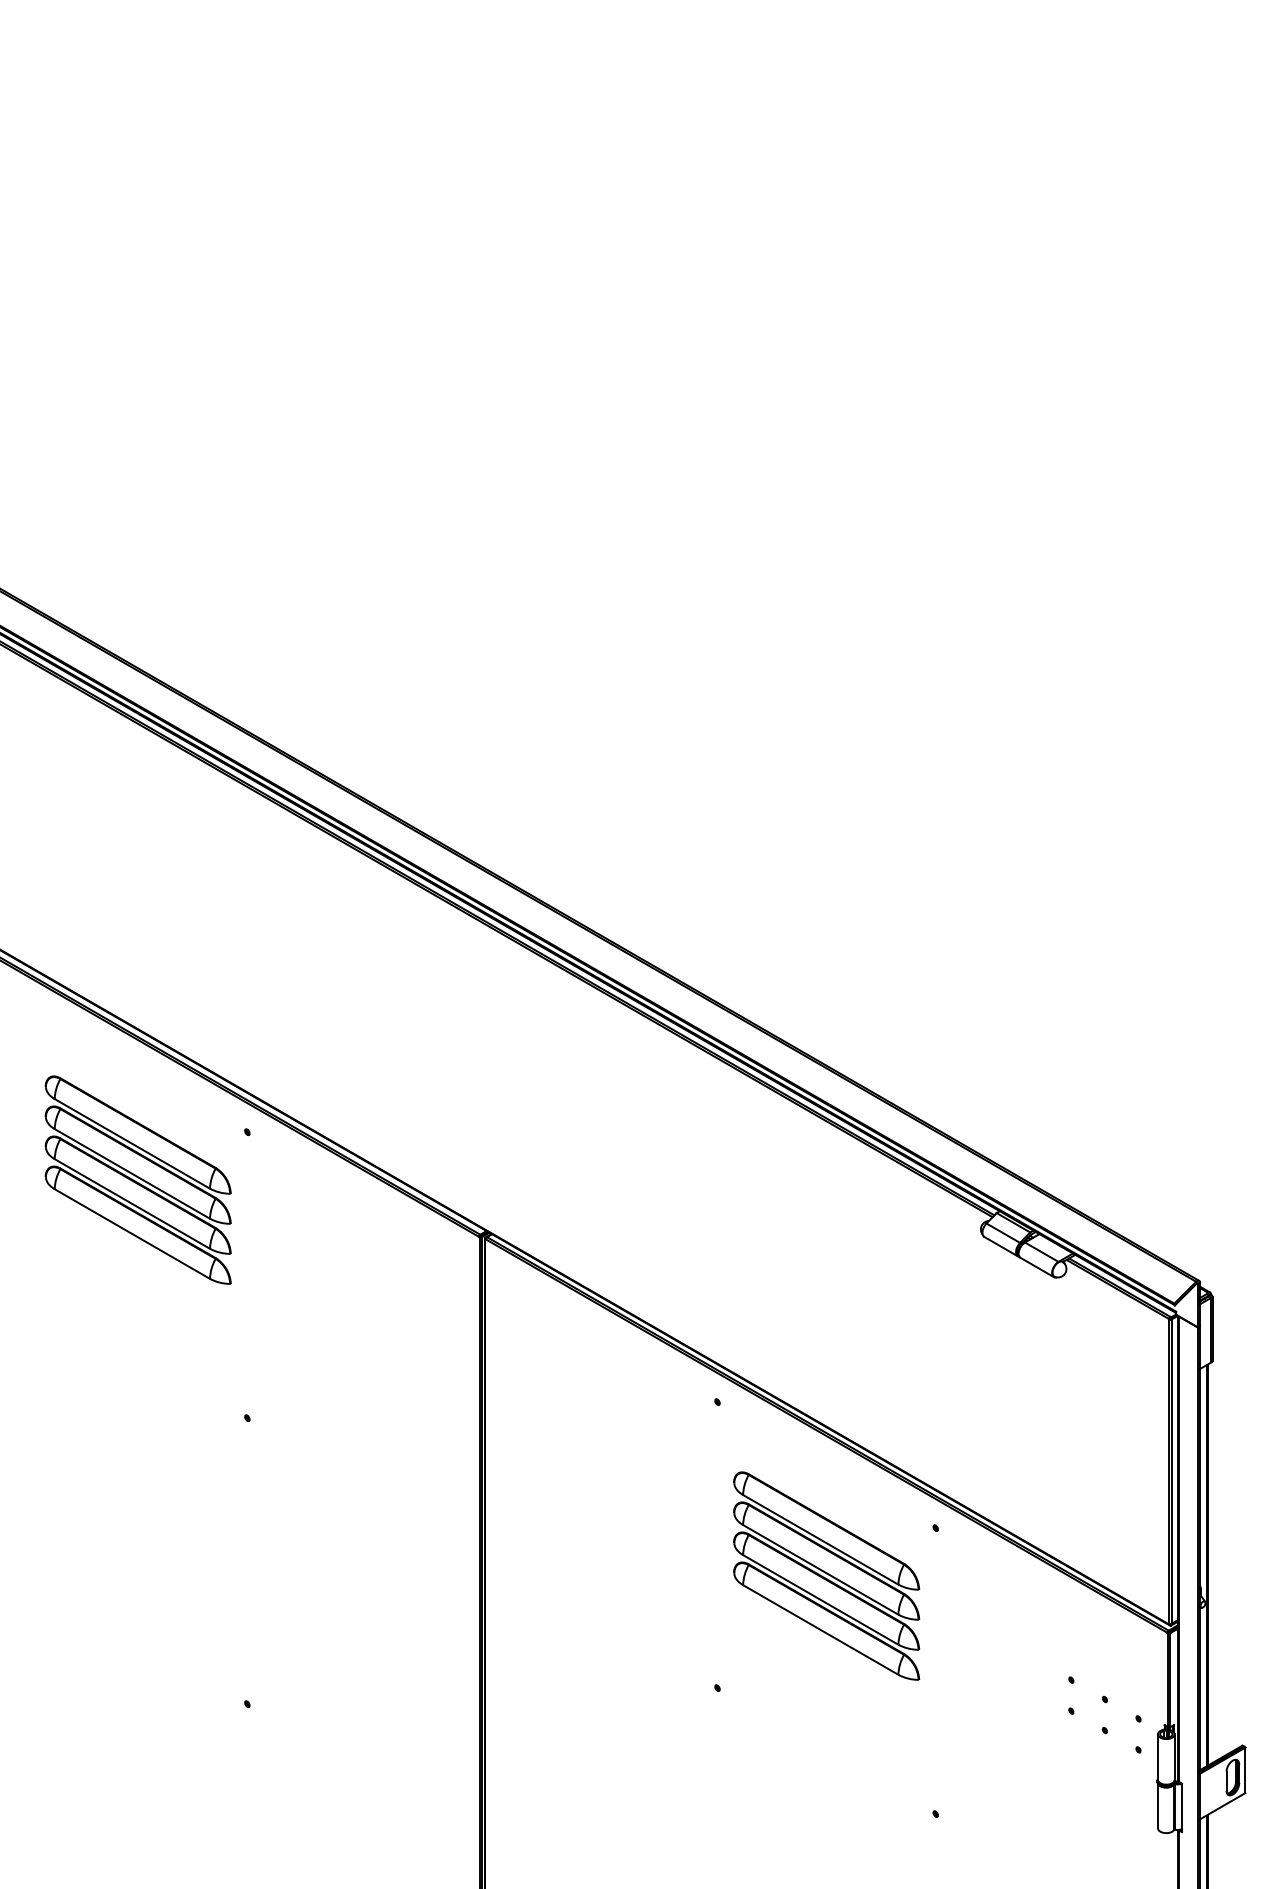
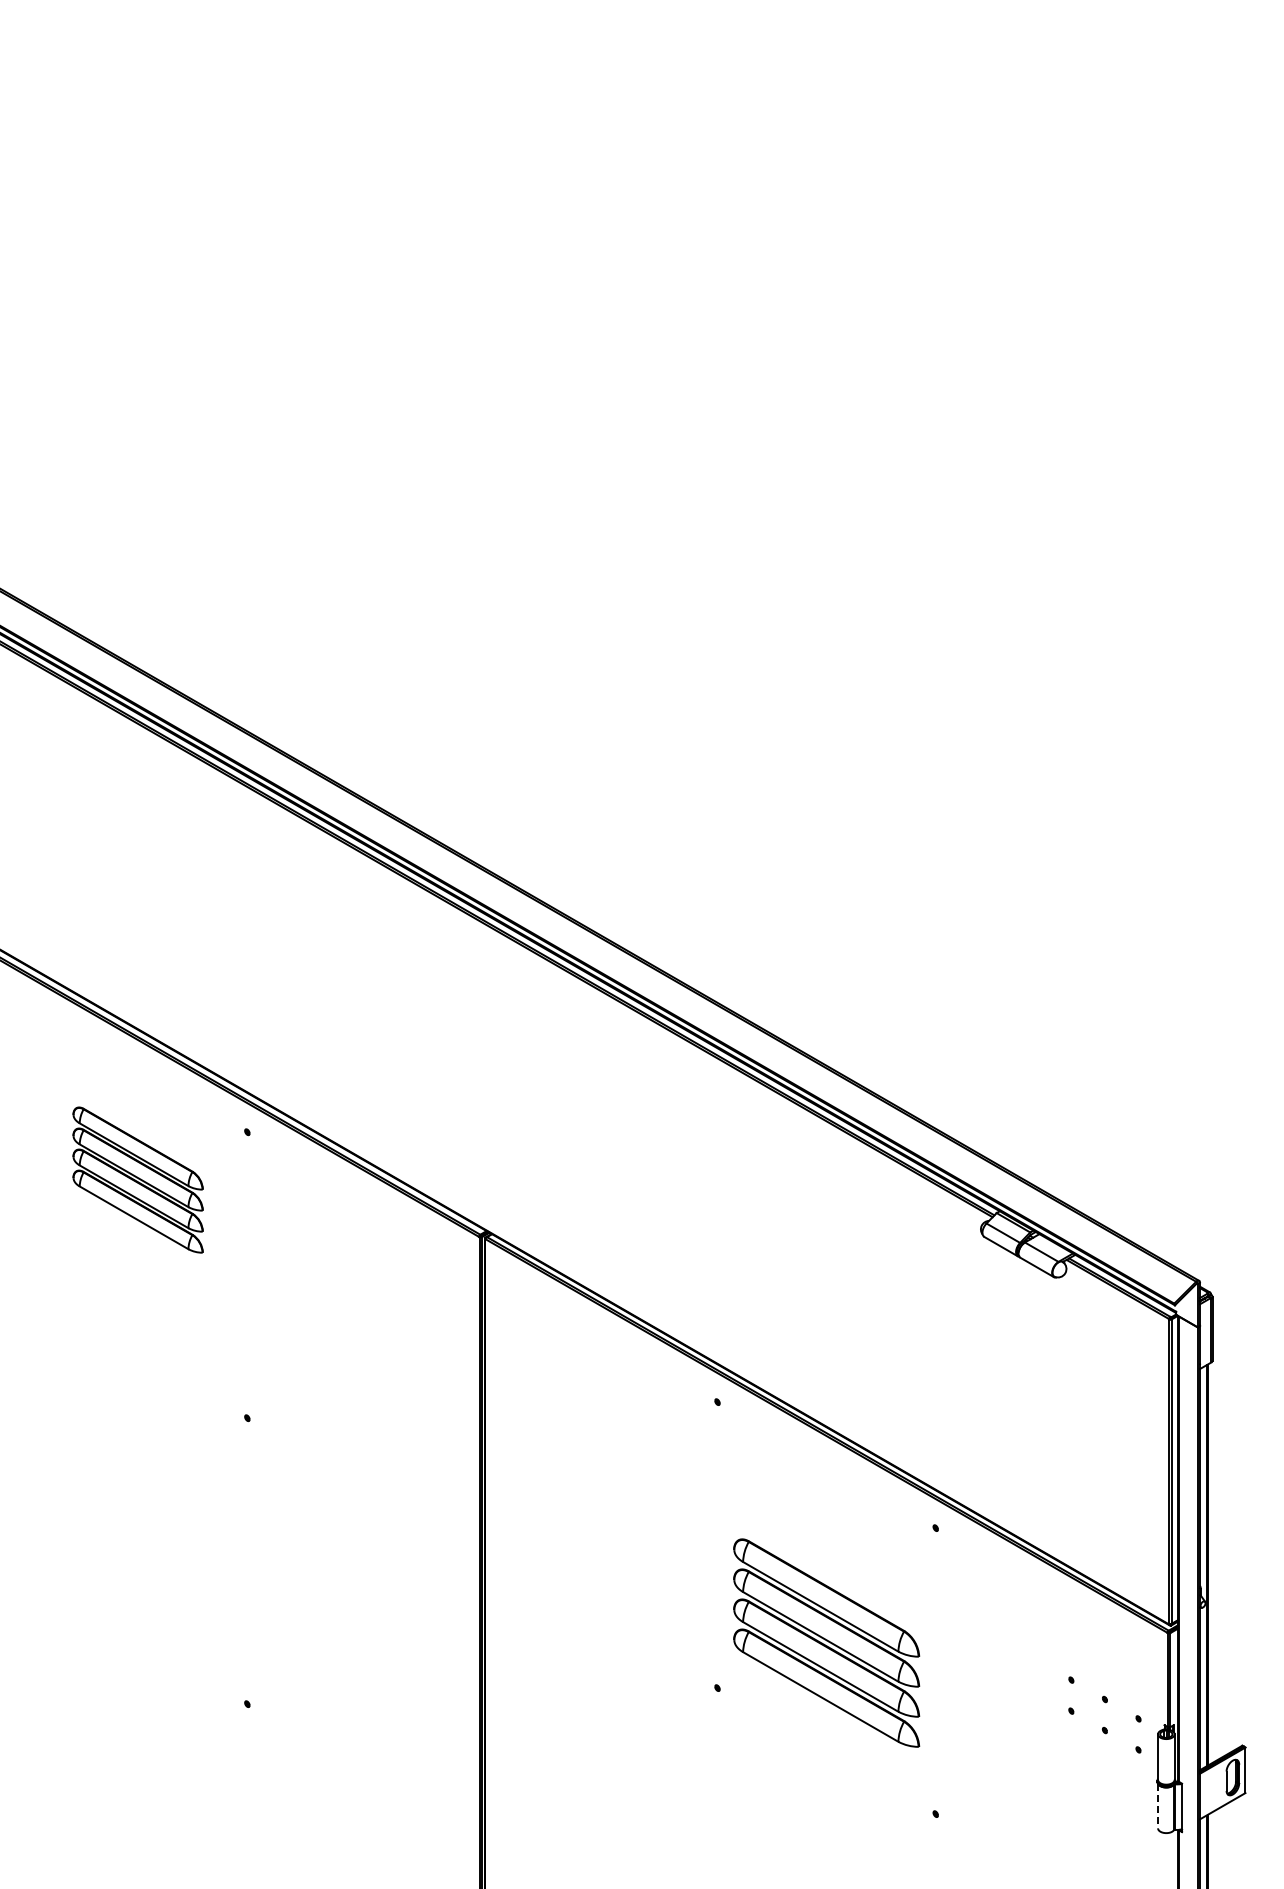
part size: 188x210 px -> 132x148 px (137, 1179)
part position: (826, 1575) -> (826, 1642) (826, 1642)
line: solid -> dashed (1158, 1806)
